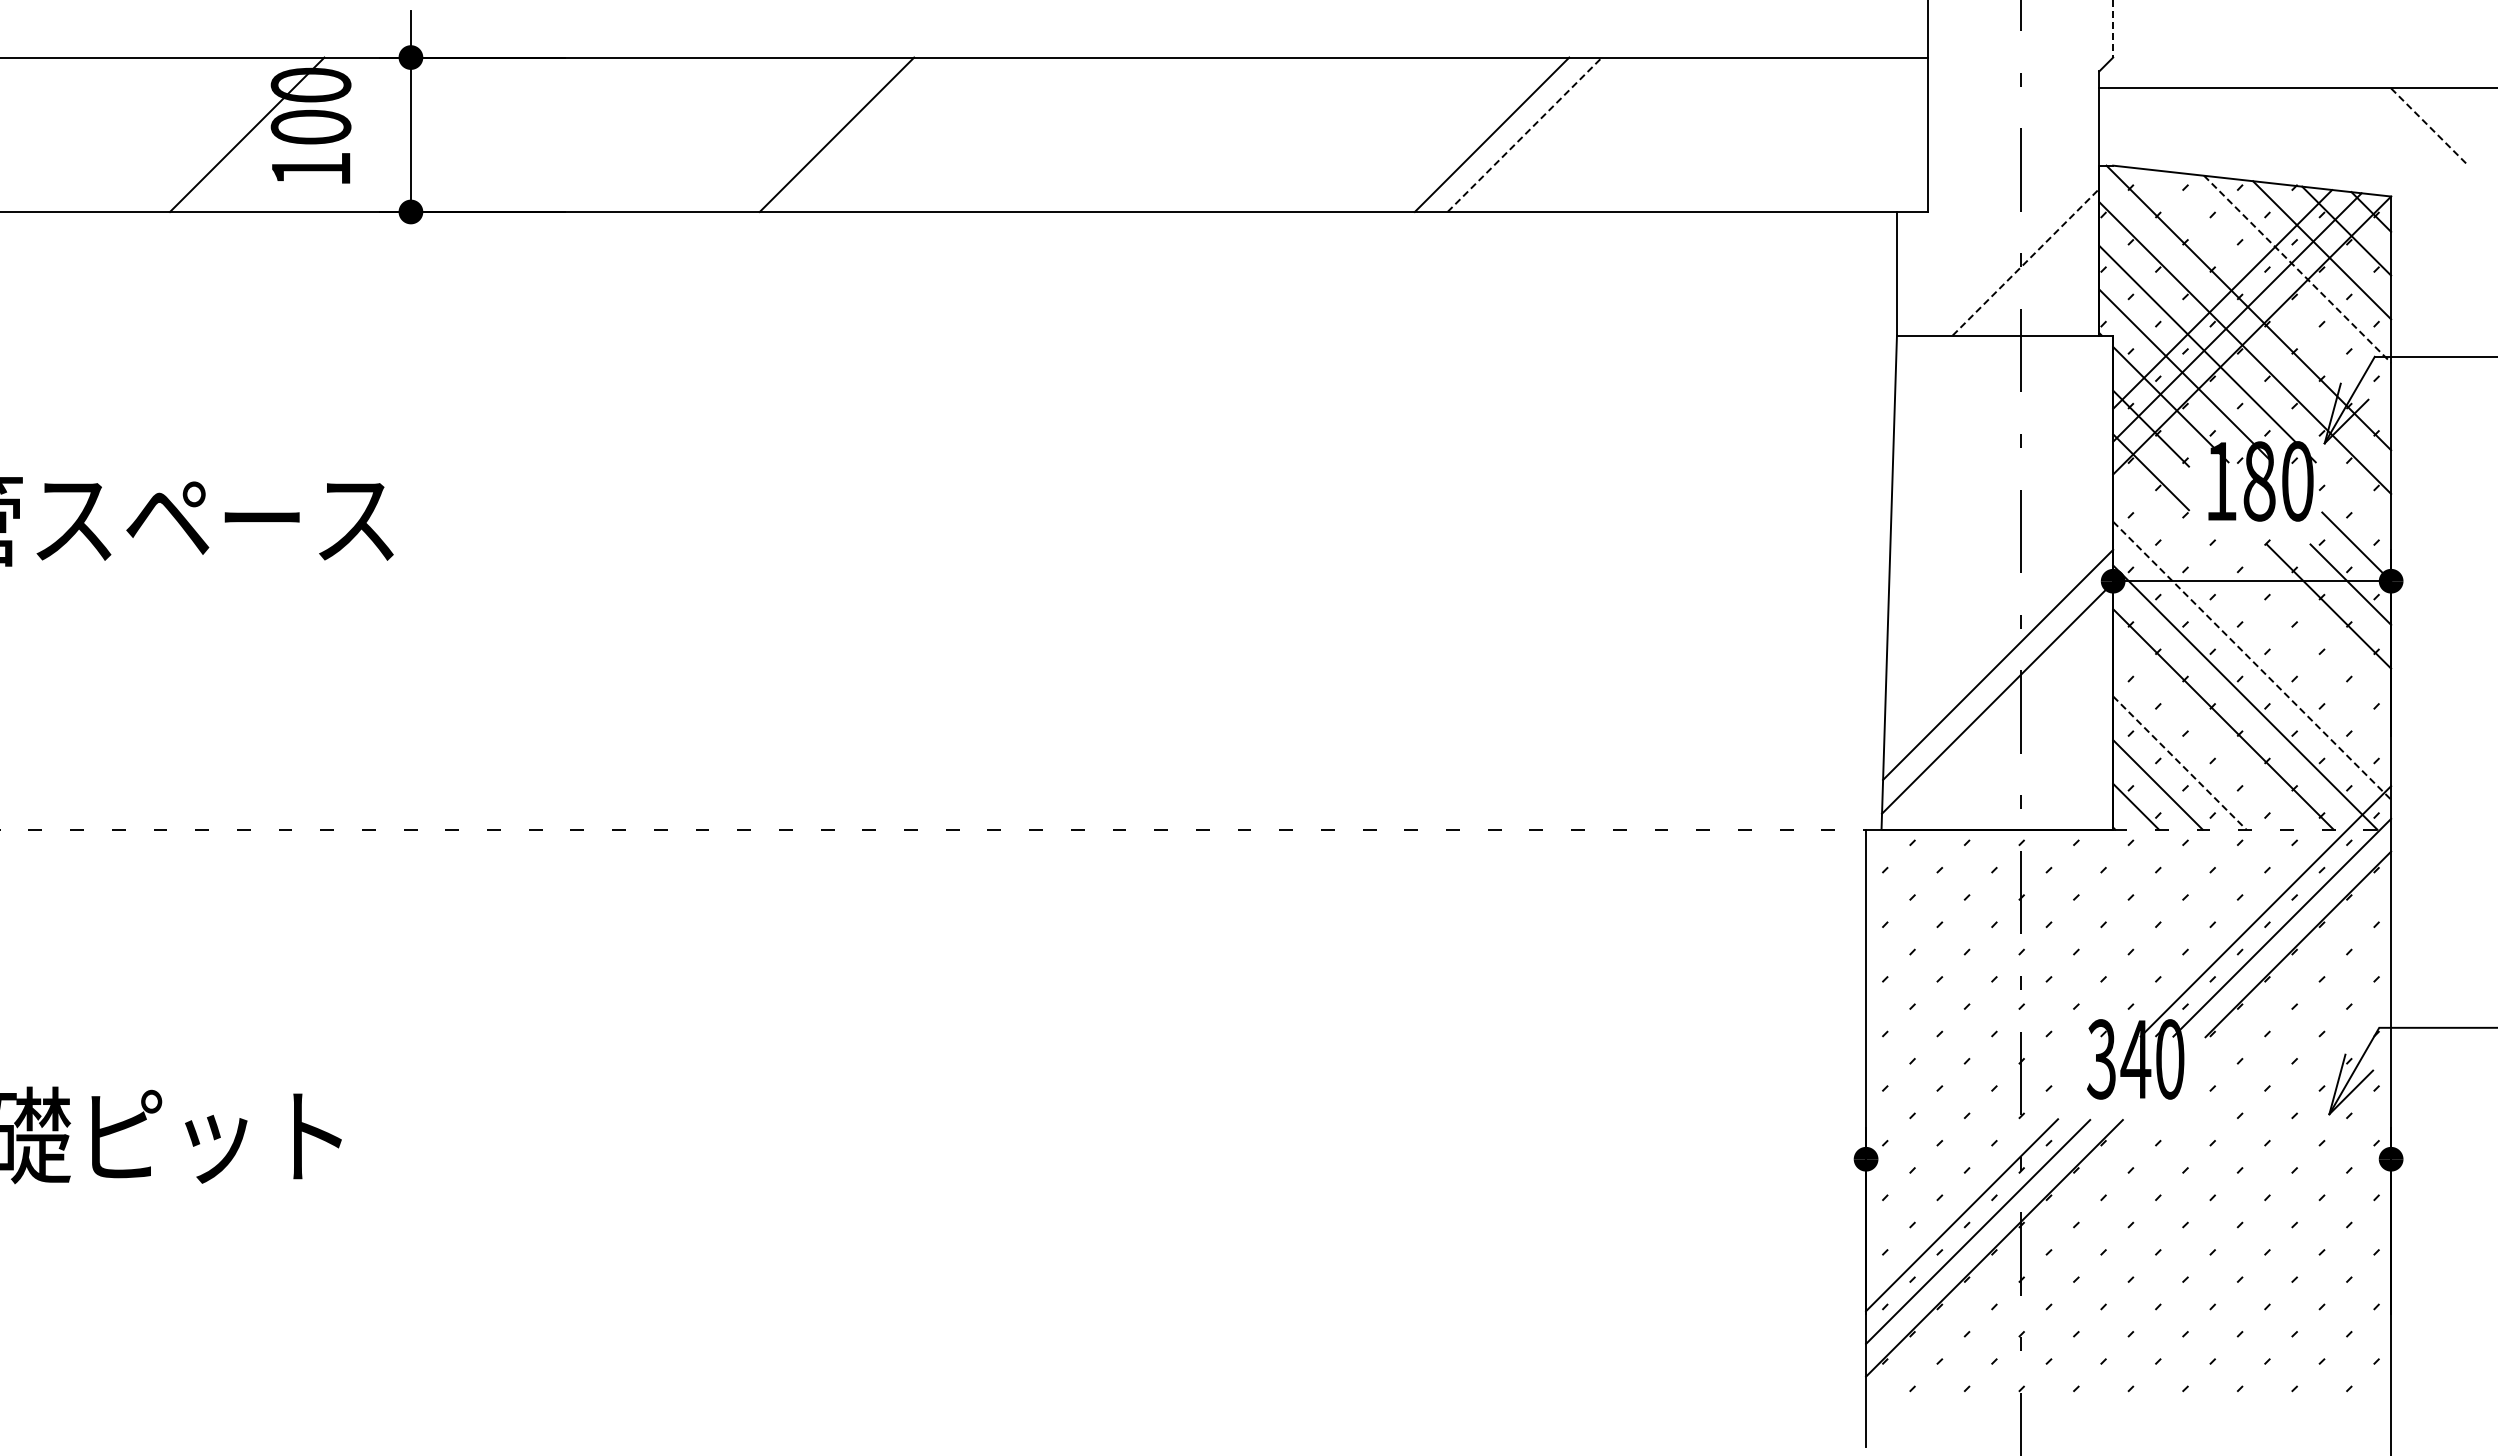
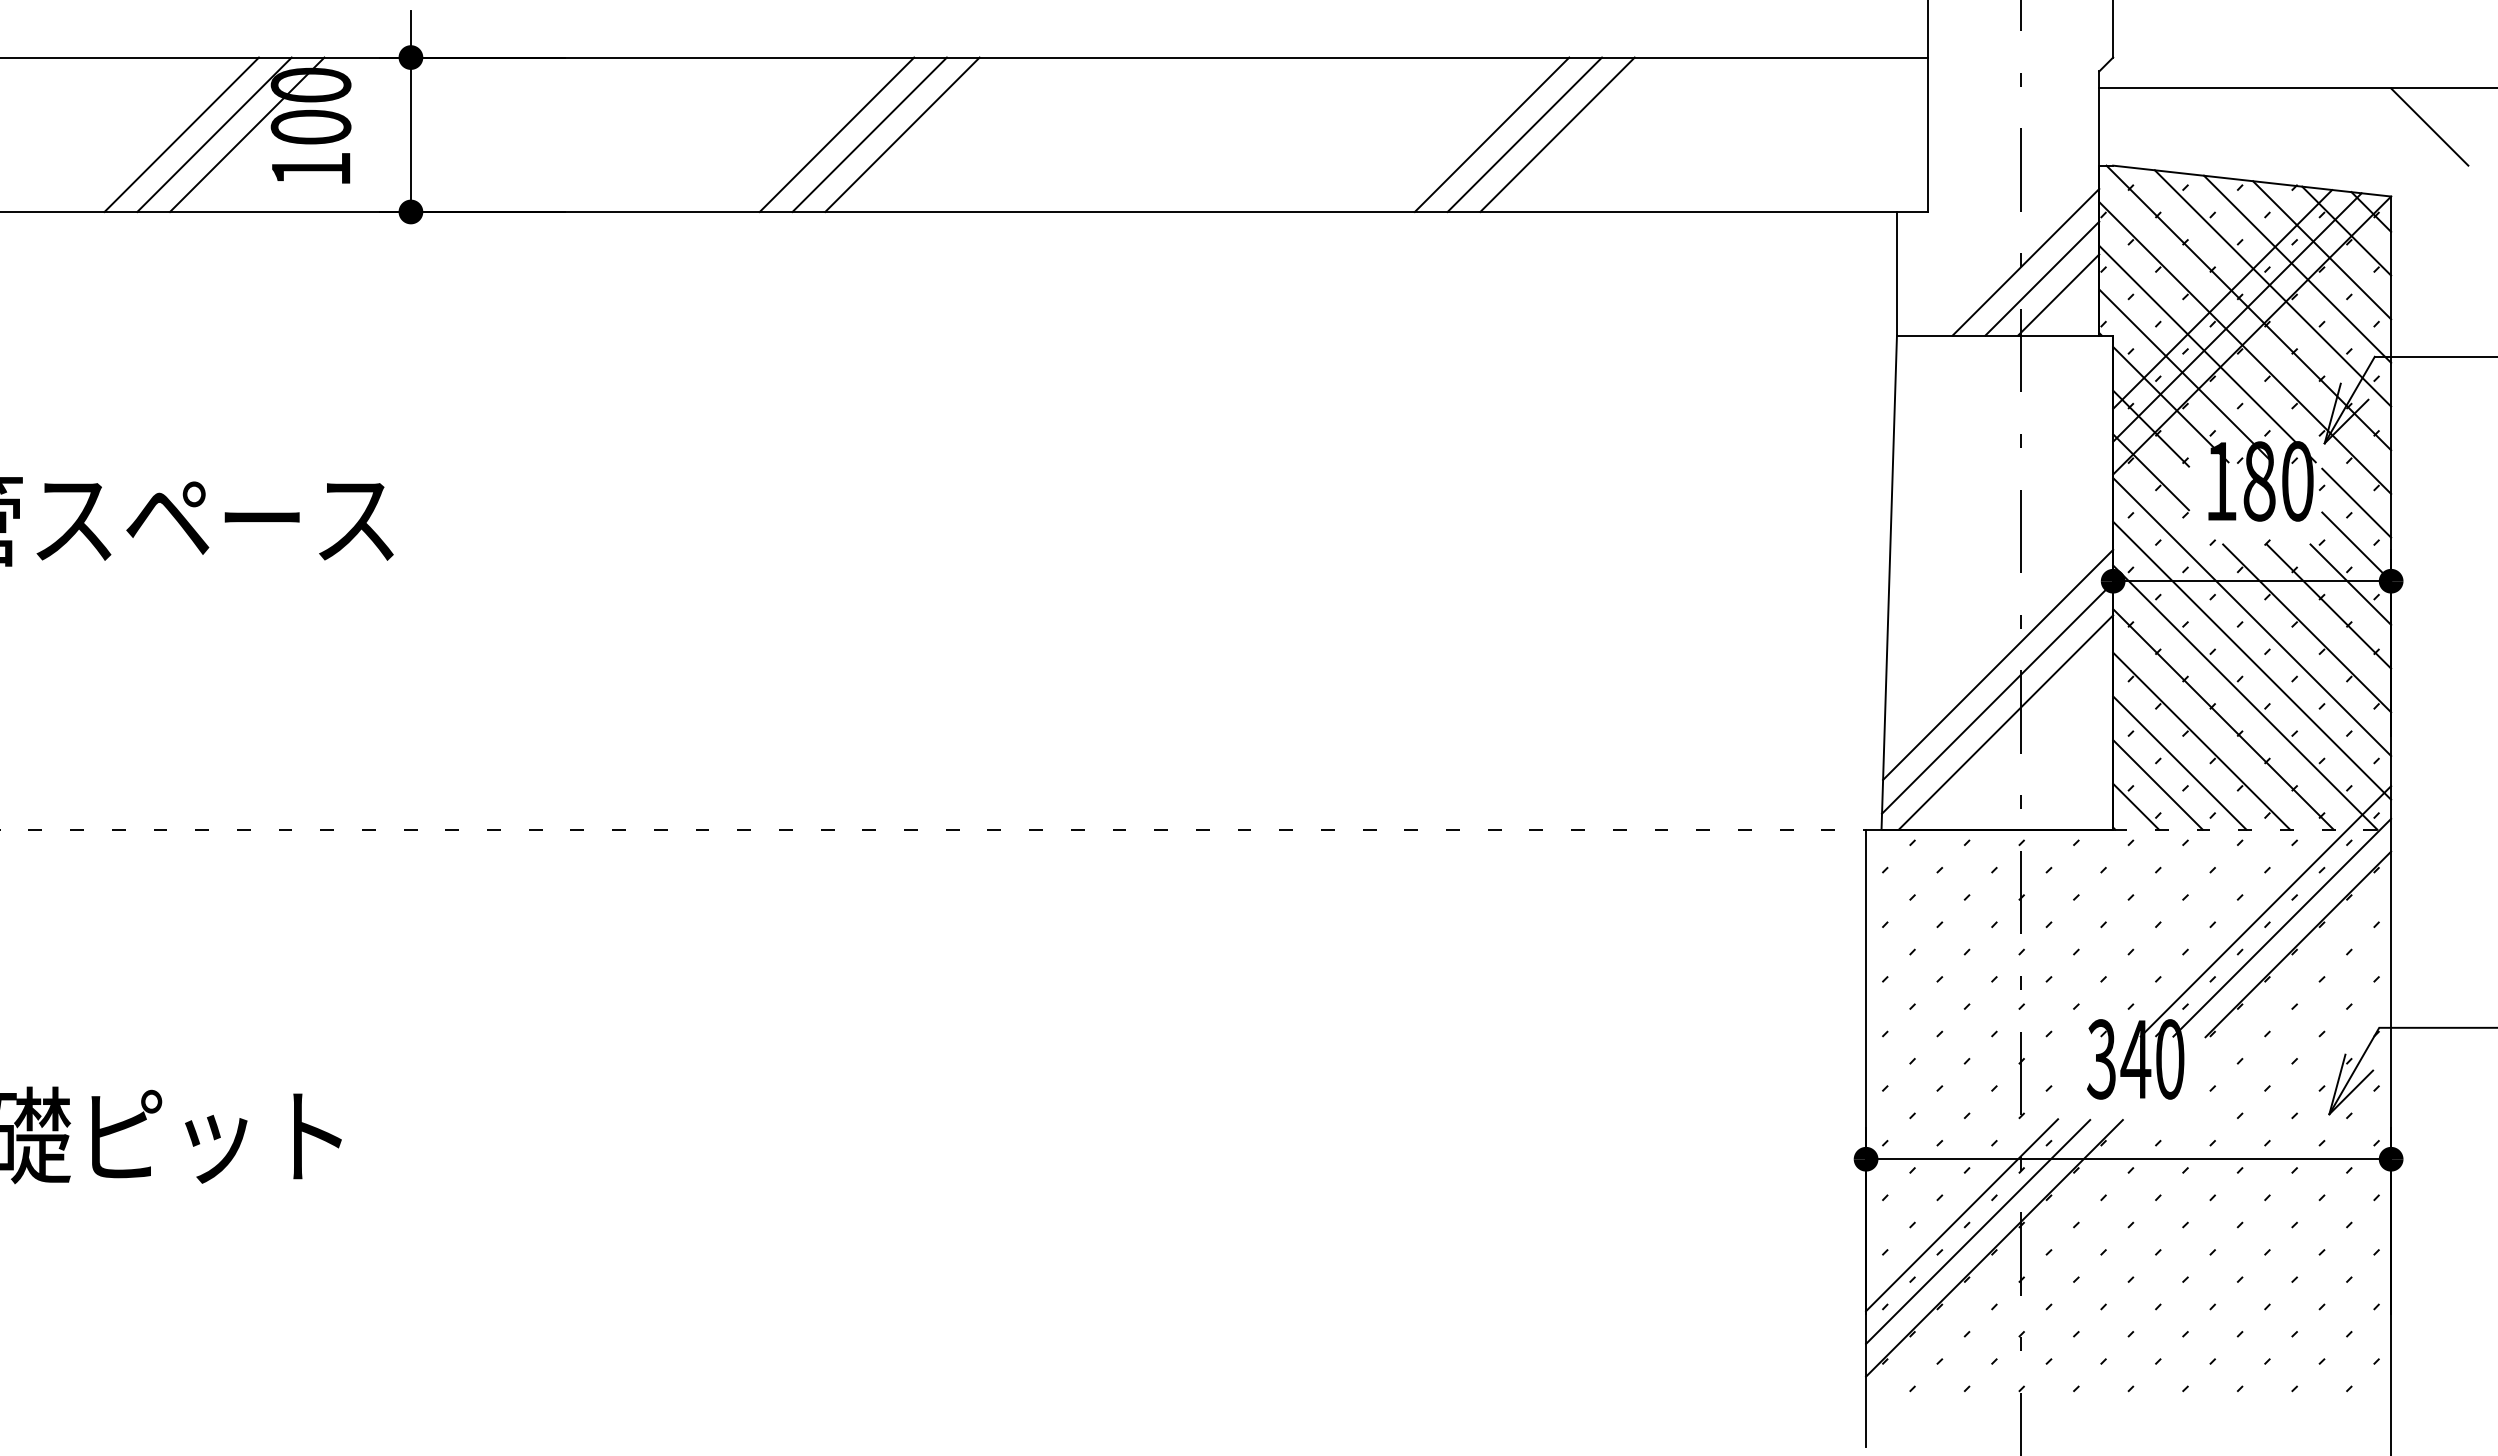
line: dashed -> solid (2113, 29)
line: dashed -> solid (2429, 127)
line: none -> present (181, 134)
line: none -> present (214, 134)
line: none -> present (869, 134)
line: none -> present (902, 134)
line: dashed -> solid (1525, 134)
line: none -> present (1557, 134)
line: dashed -> solid (2026, 262)
line: dashed -> solid (2297, 269)
line: none -> present (2042, 278)
line: none -> present (2272, 288)
line: none -> present (2058, 294)
line: none -> present (2356, 502)
line: none -> present (2252, 617)
line: none -> present (2307, 628)
line: dashed -> solid (2252, 660)
line: none -> present (2005, 722)
line: none -> present (2201, 740)
line: dashed -> solid (2180, 763)
line: none -> present (2128, 1159)
